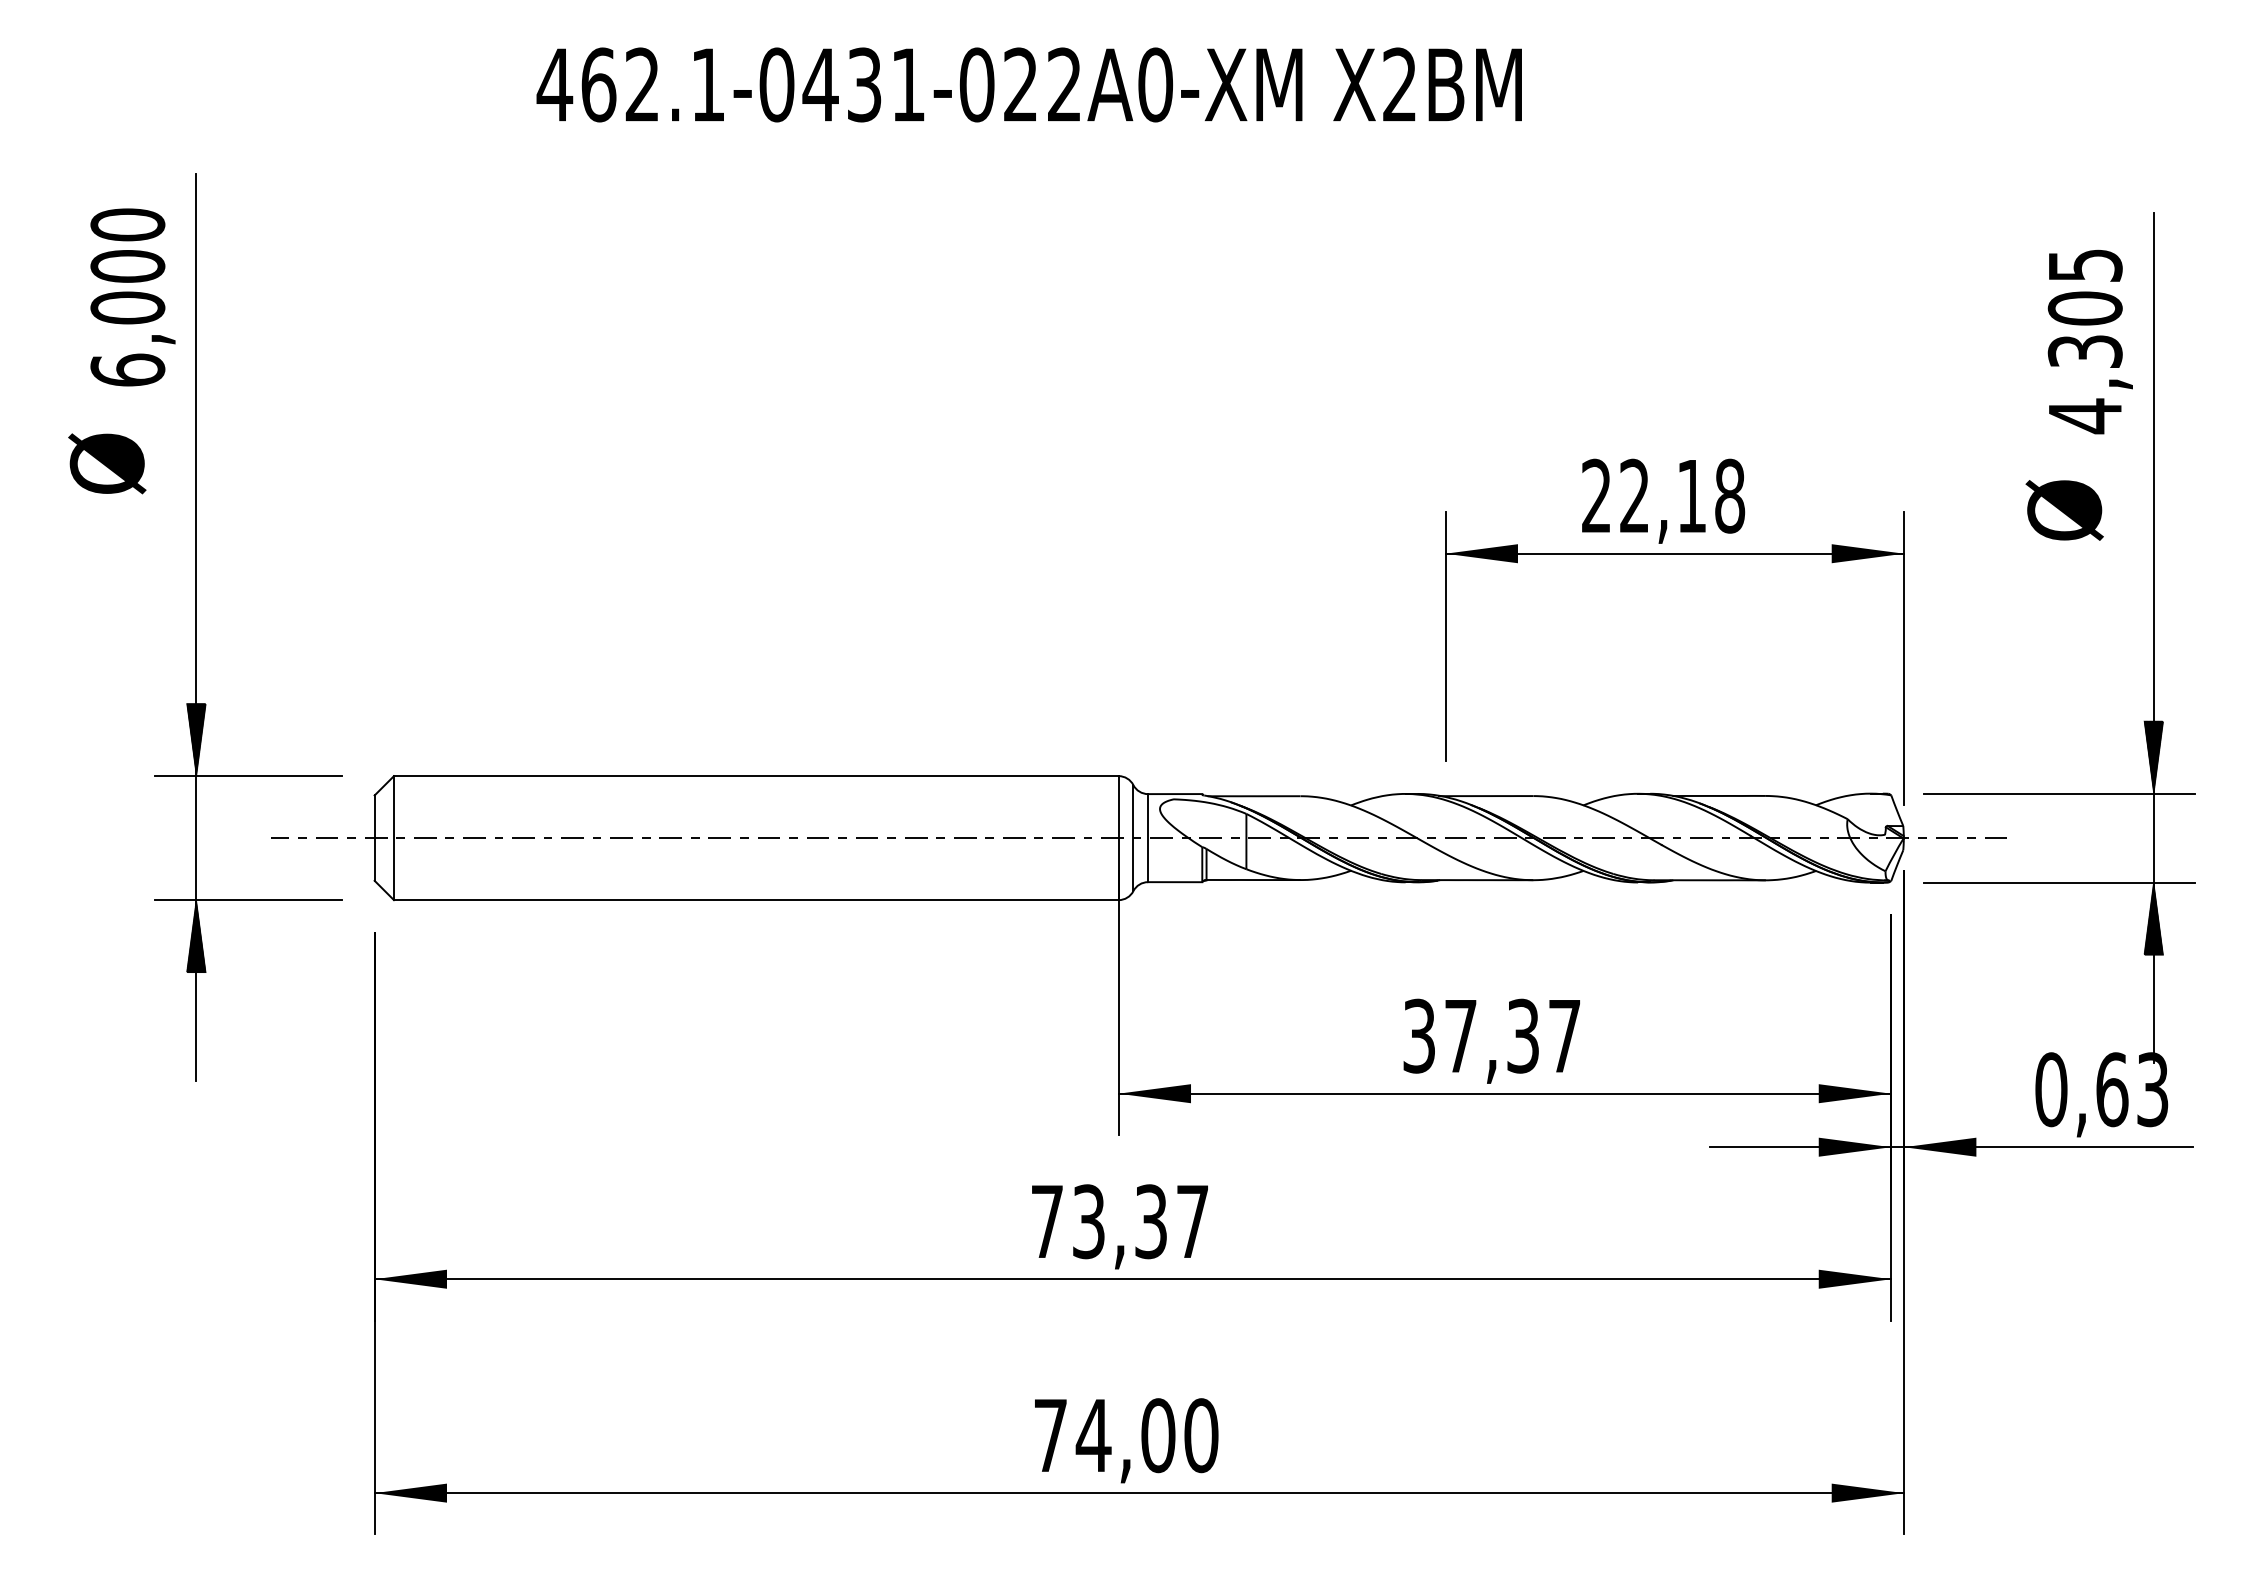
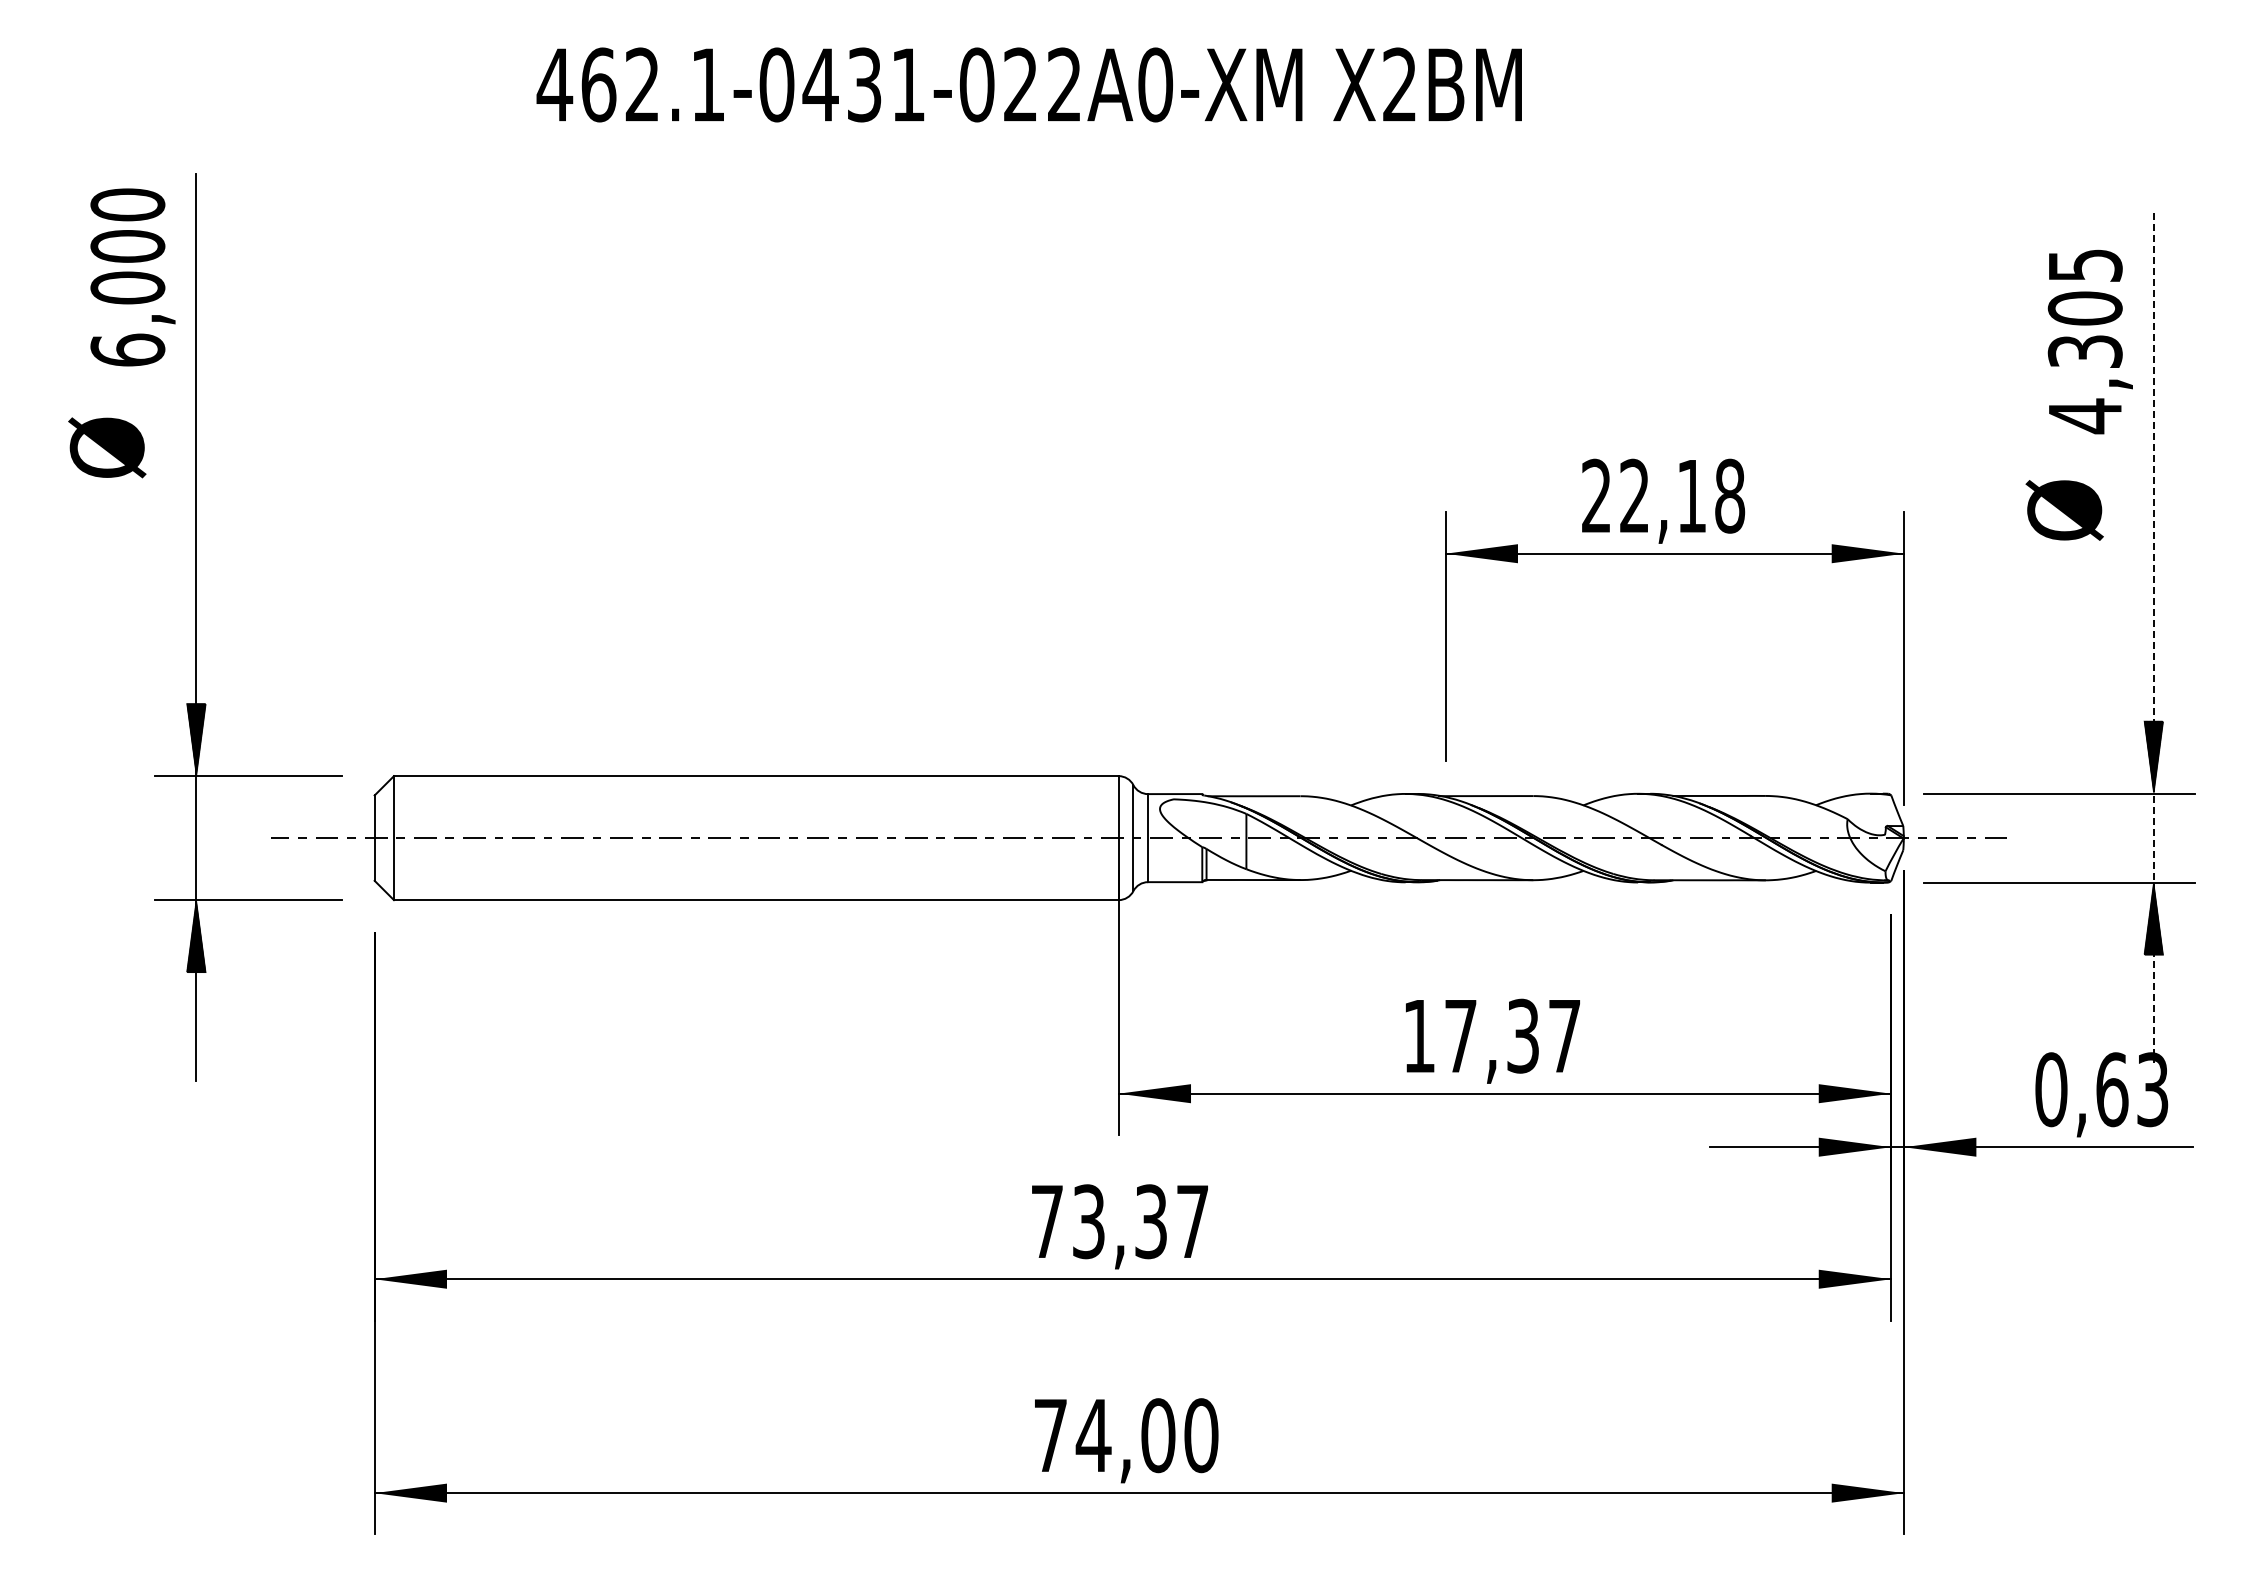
text position: (132, 297) -> (132, 277) (132, 277)
text position: (107, 463) -> (107, 447) (107, 447)
line: solid -> dashed (2153, 638)
text: 37,37 -> 17,37 (1418, 1035)
